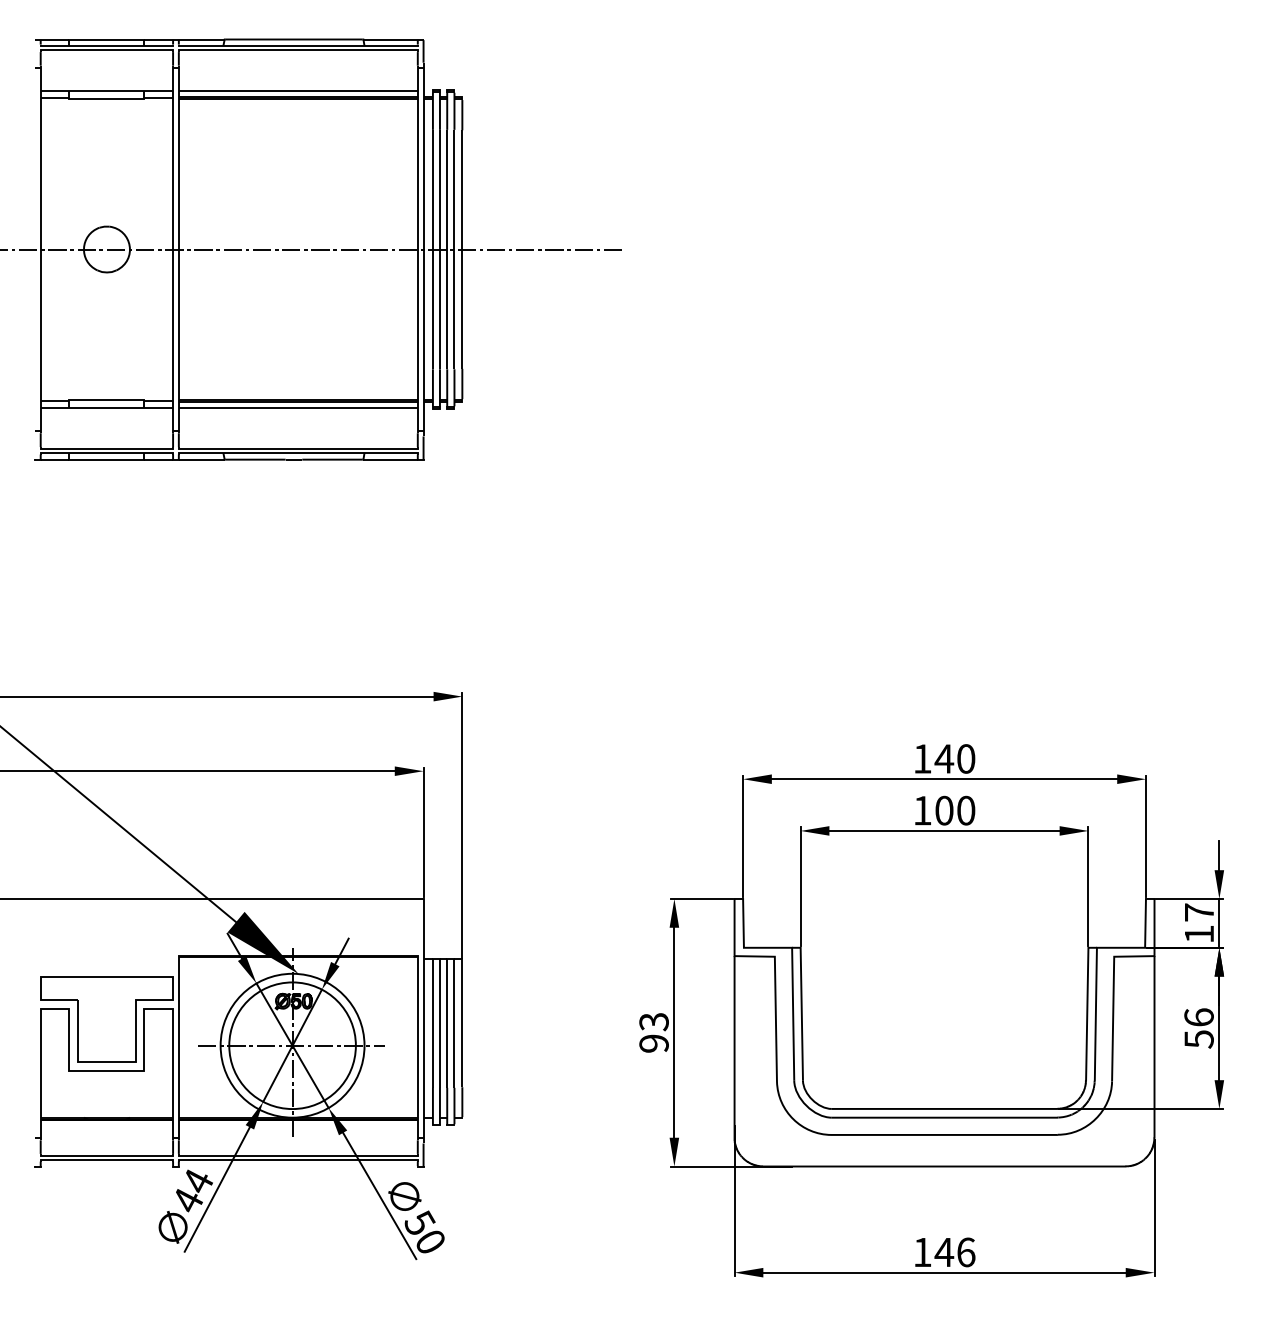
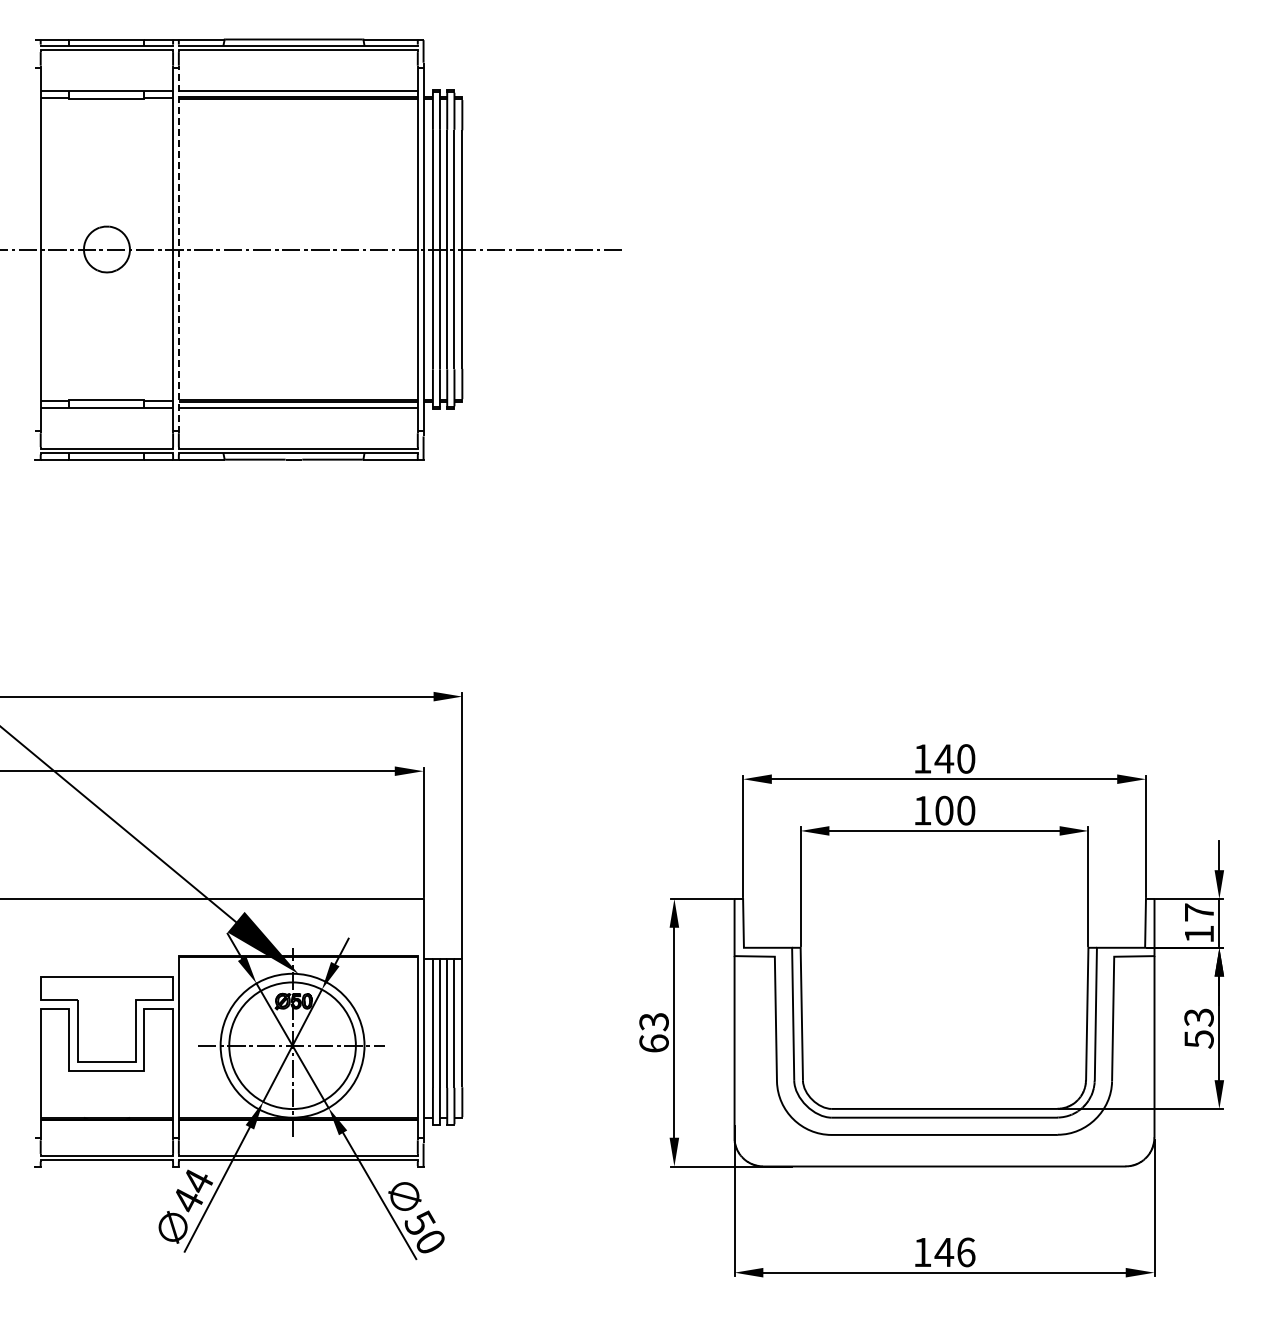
line: solid -> dashed (178, 249)
text: 56 -> 53 (1198, 1017)
text: 93 -> 63 (653, 1043)
